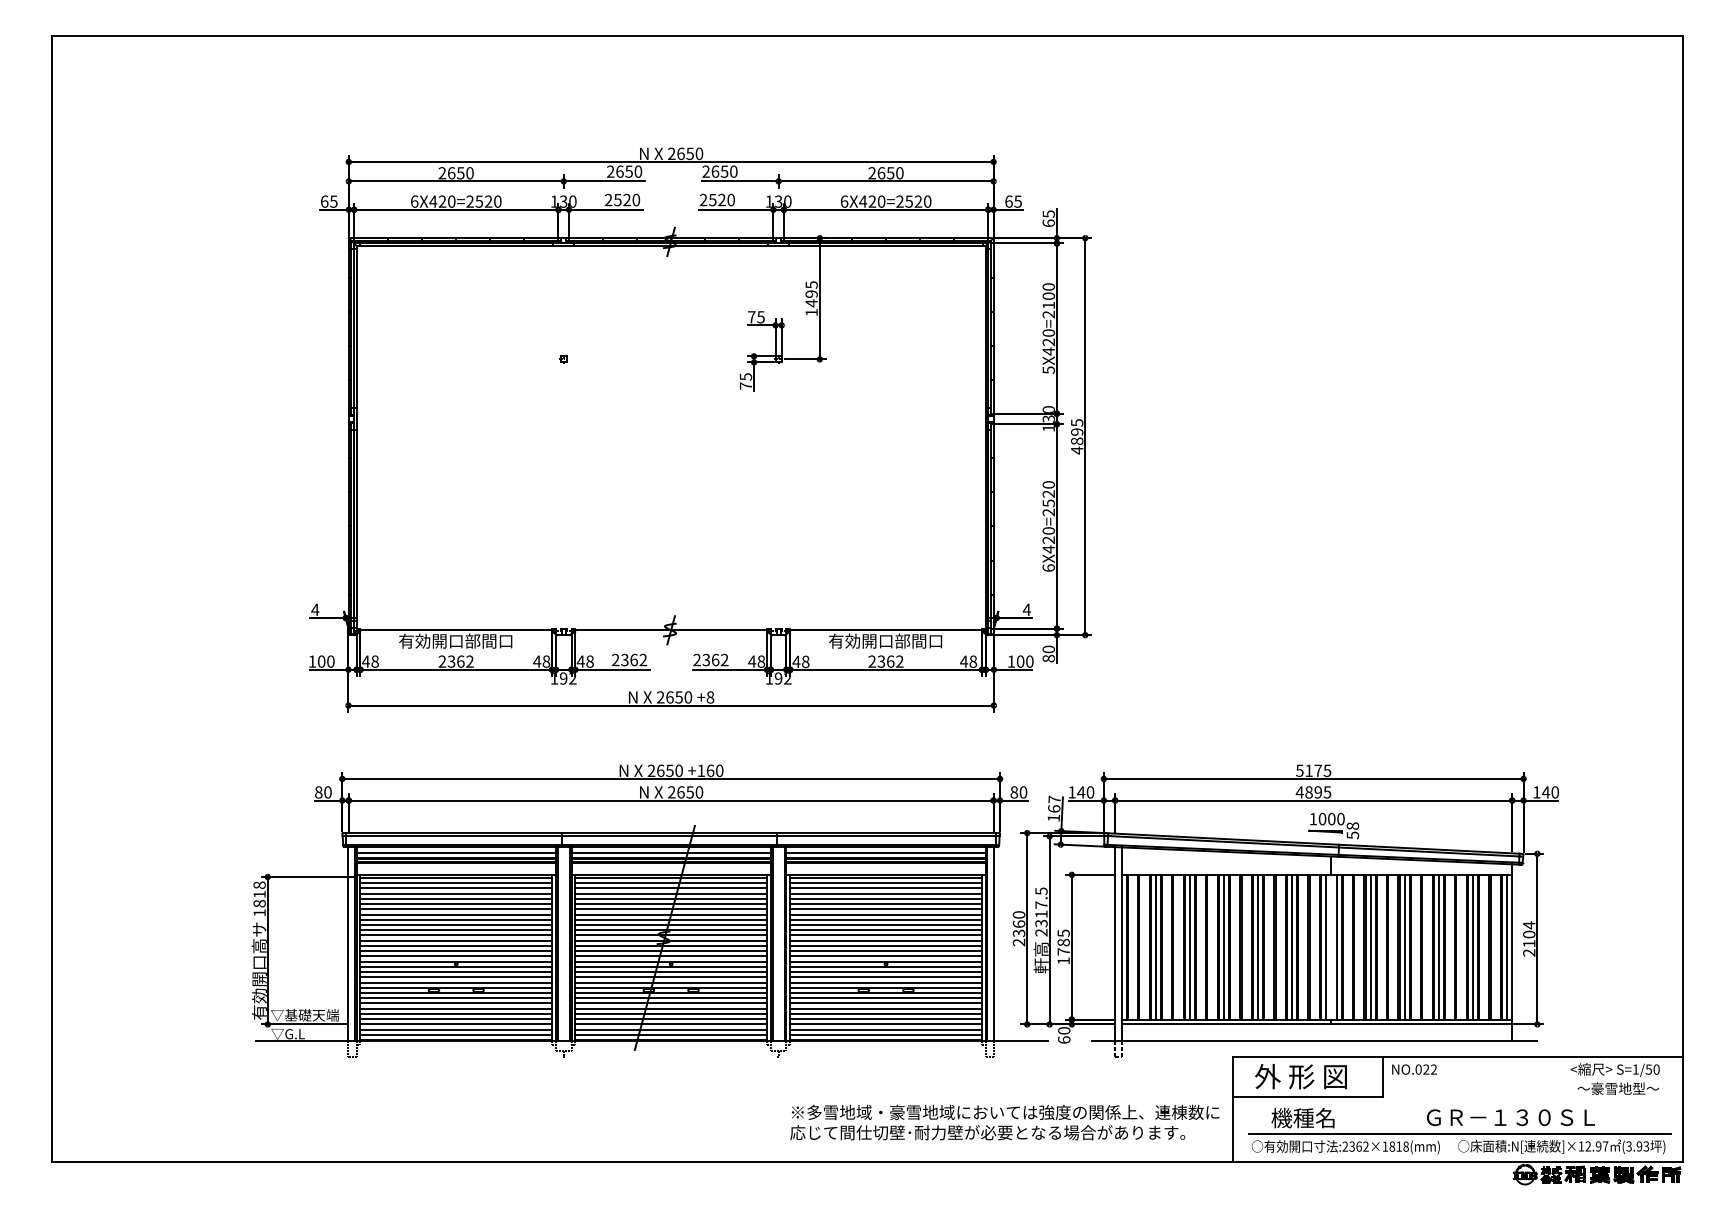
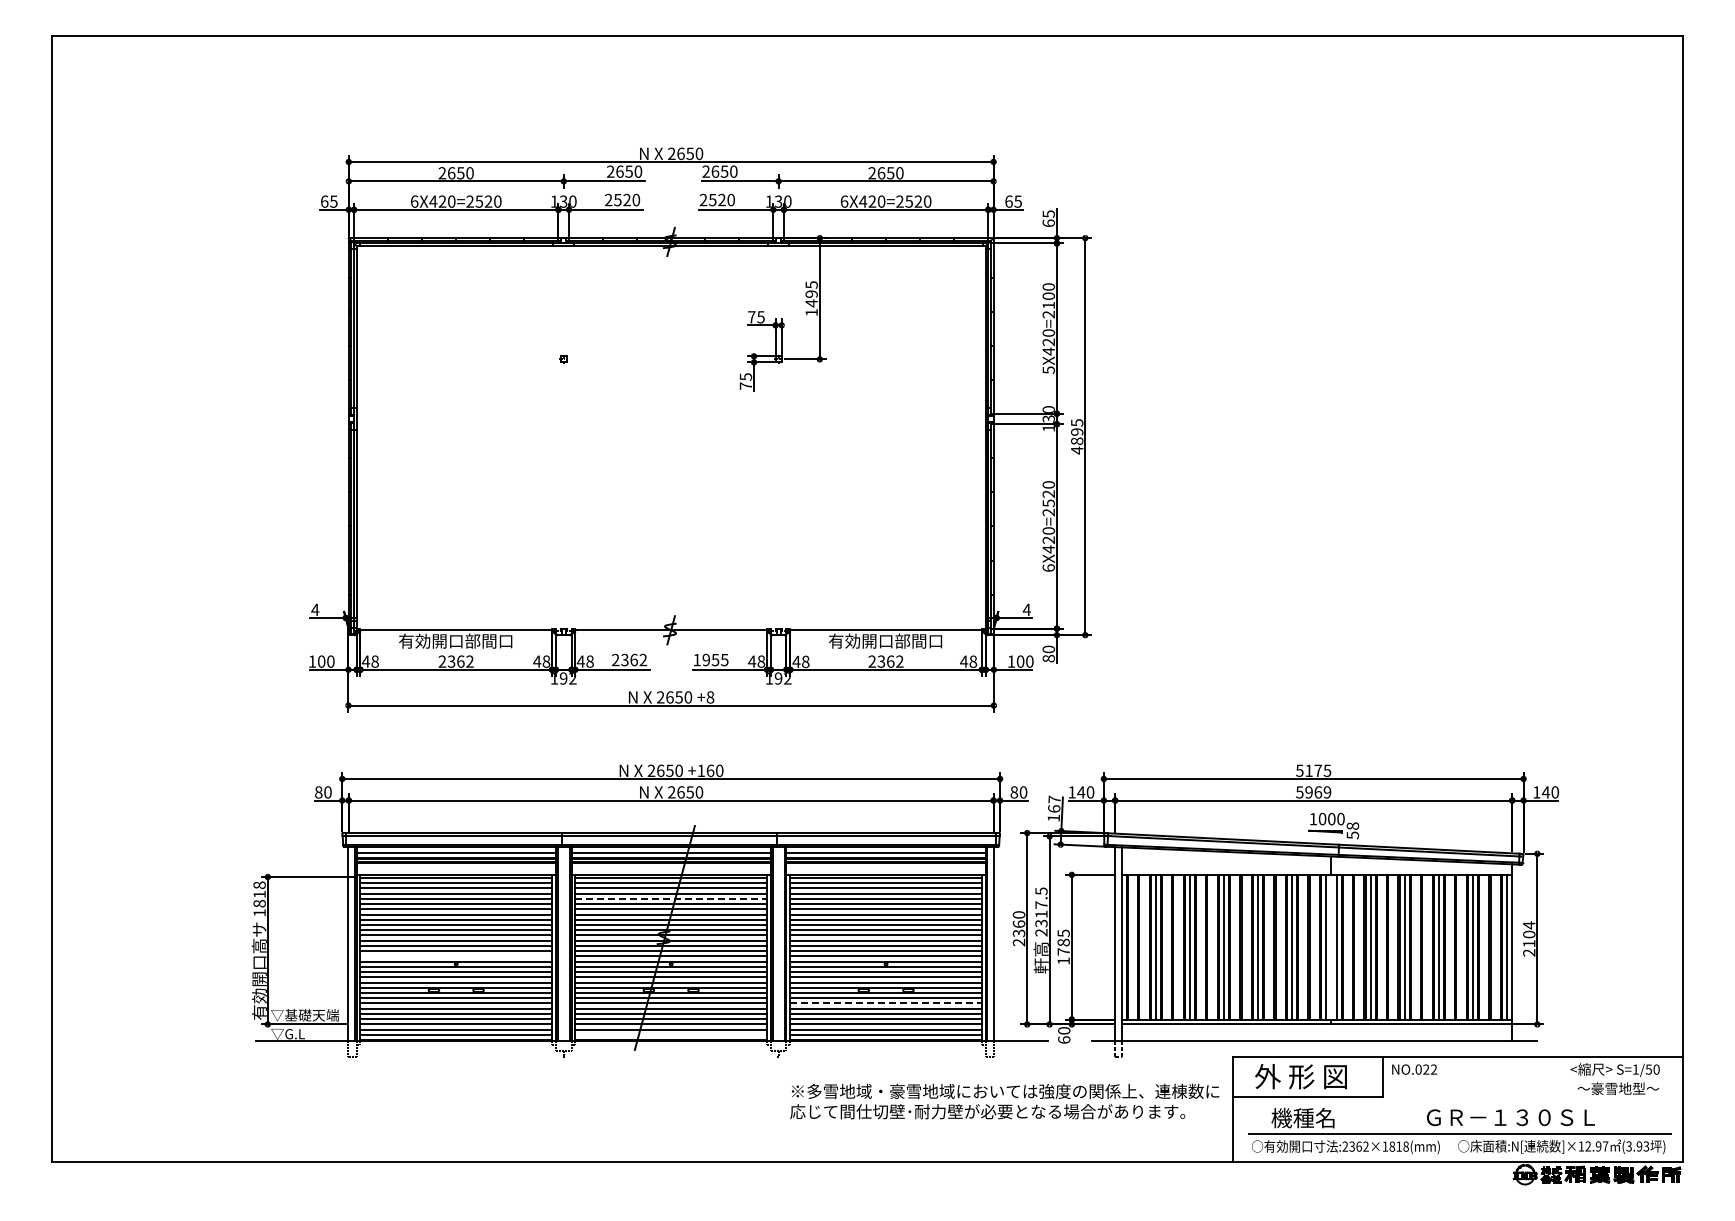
text: 2362 -> 1955 (710, 659)
text: 4895 -> 5969 (1313, 792)
line: solid -> dashed (671, 898)
line: present -> none (456, 956)
line: solid -> dashed (886, 1003)
line: present -> none (670, 1034)
text position: (1004, 1122) -> (1004, 1101) (1004, 1101)
